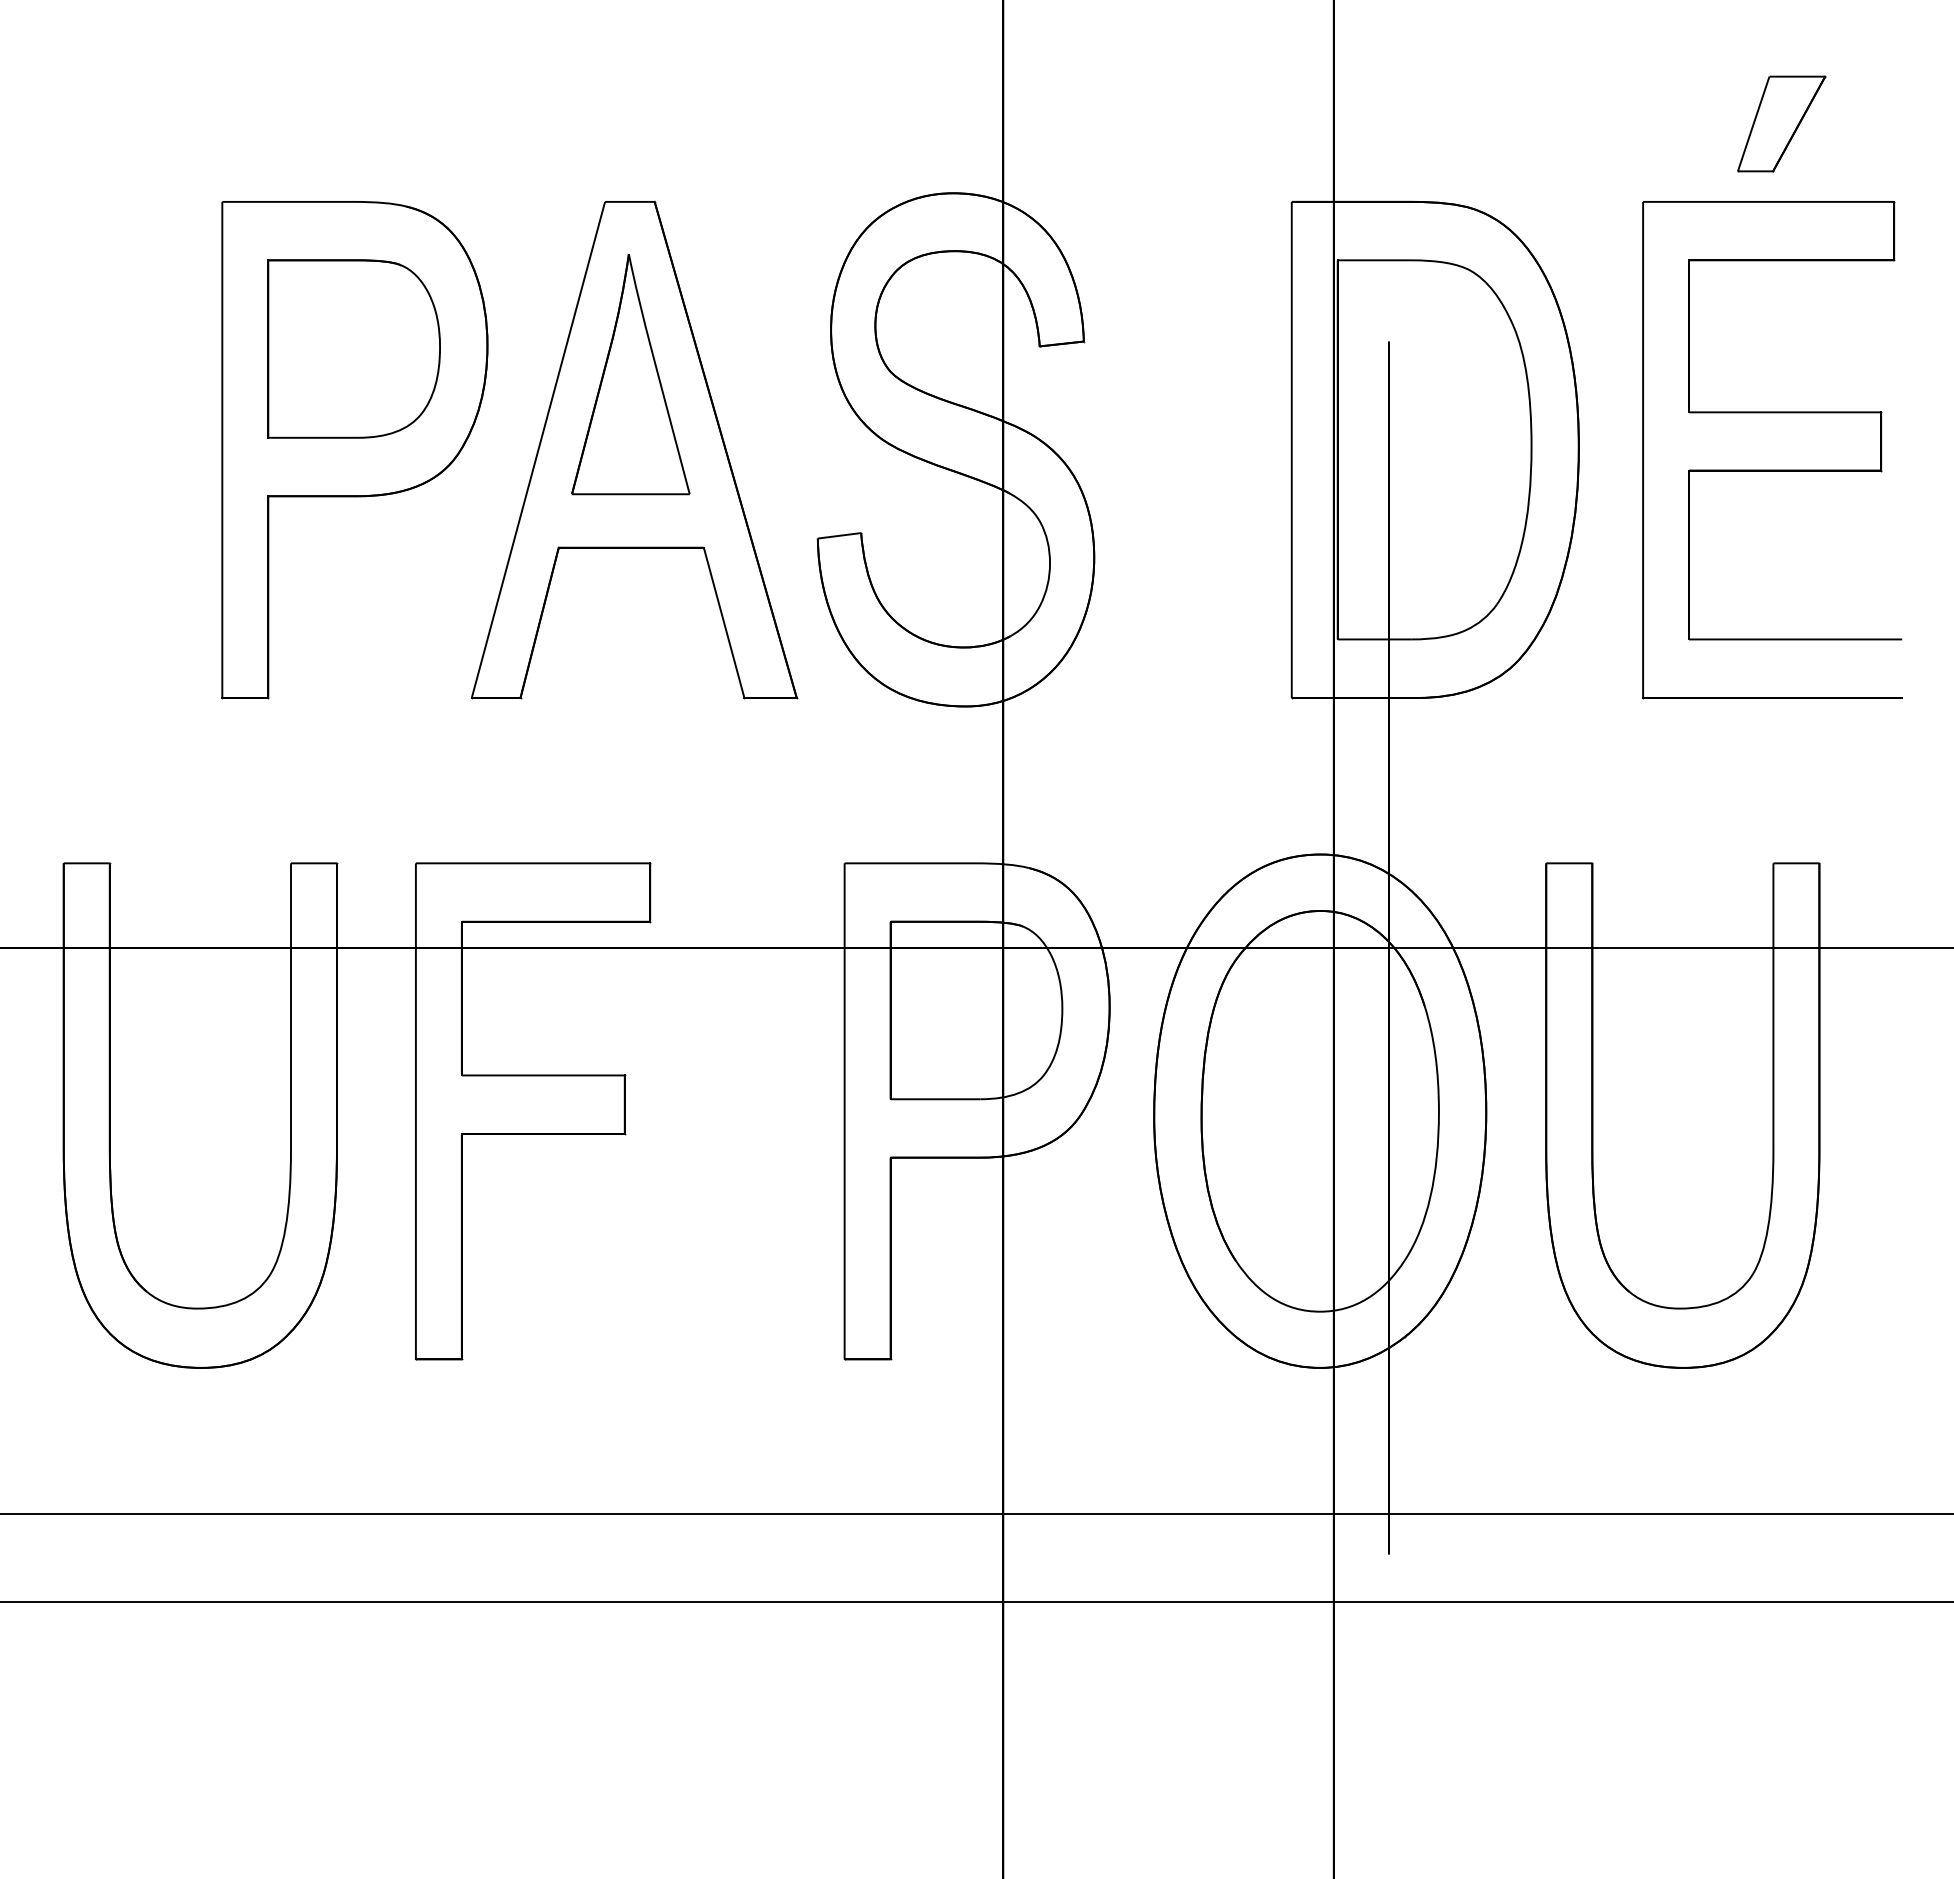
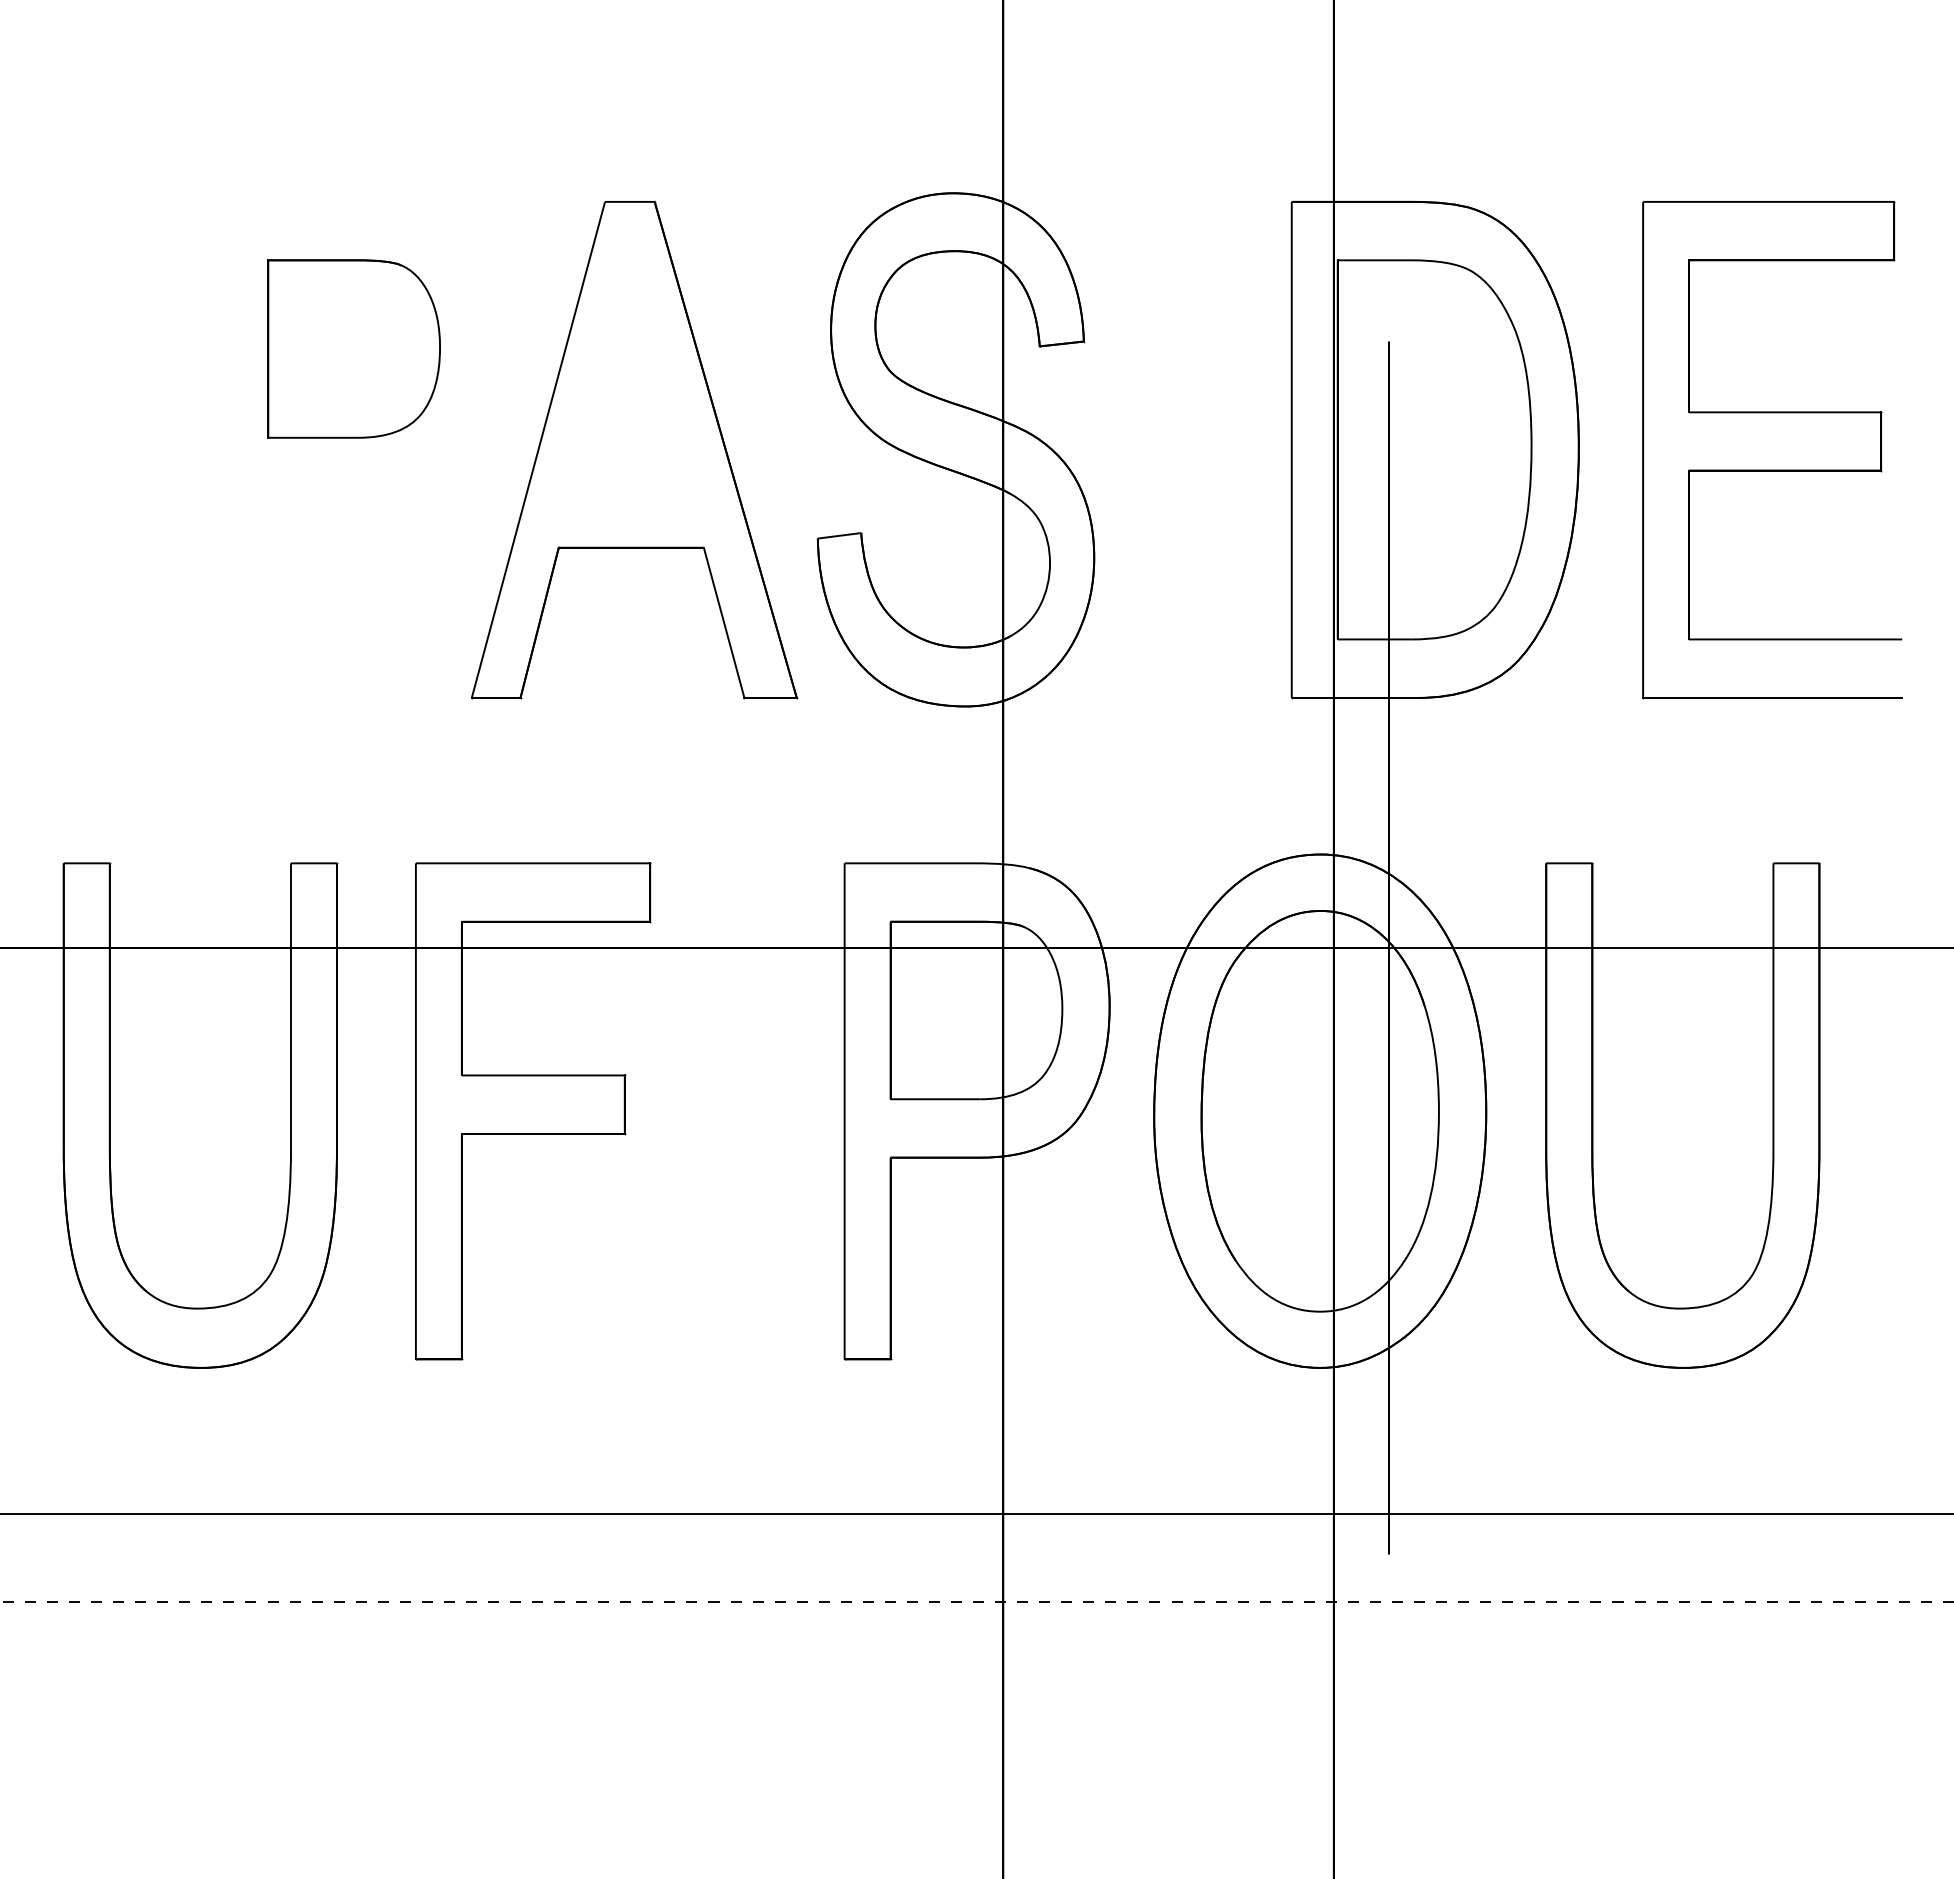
part: present -> none (1781, 123)
part: present -> none (630, 374)
part: present -> none (354, 450)
line: solid -> dashed (977, 1601)
